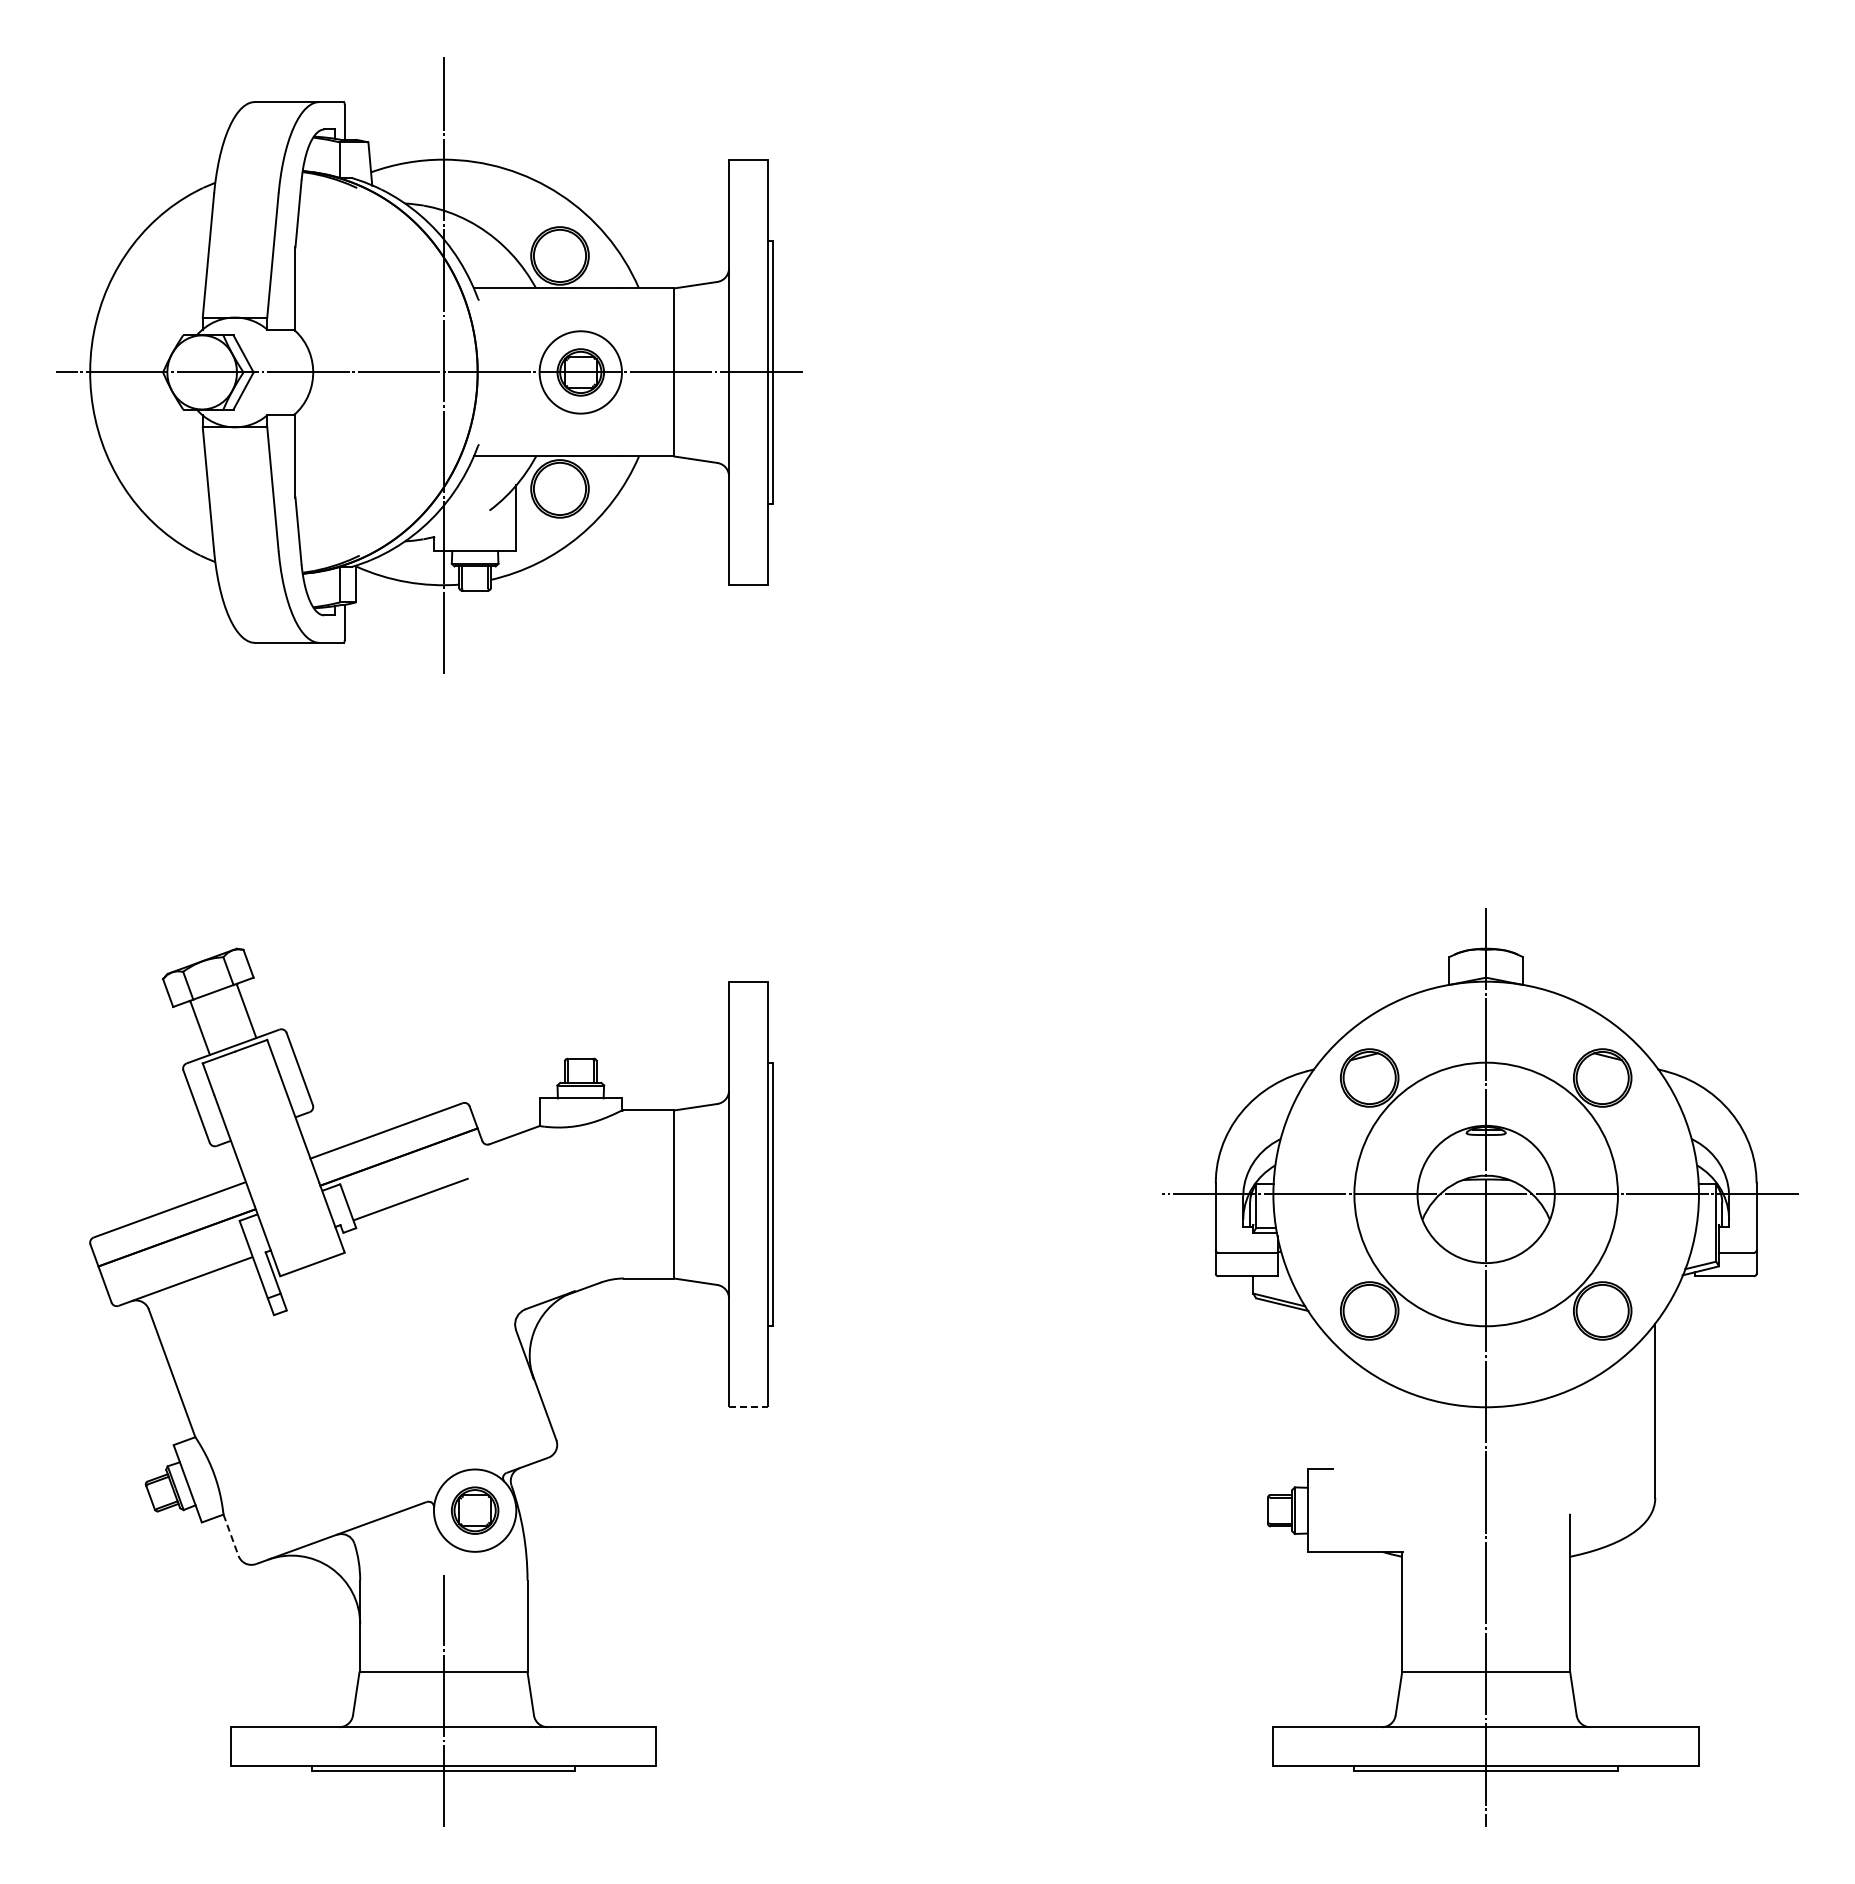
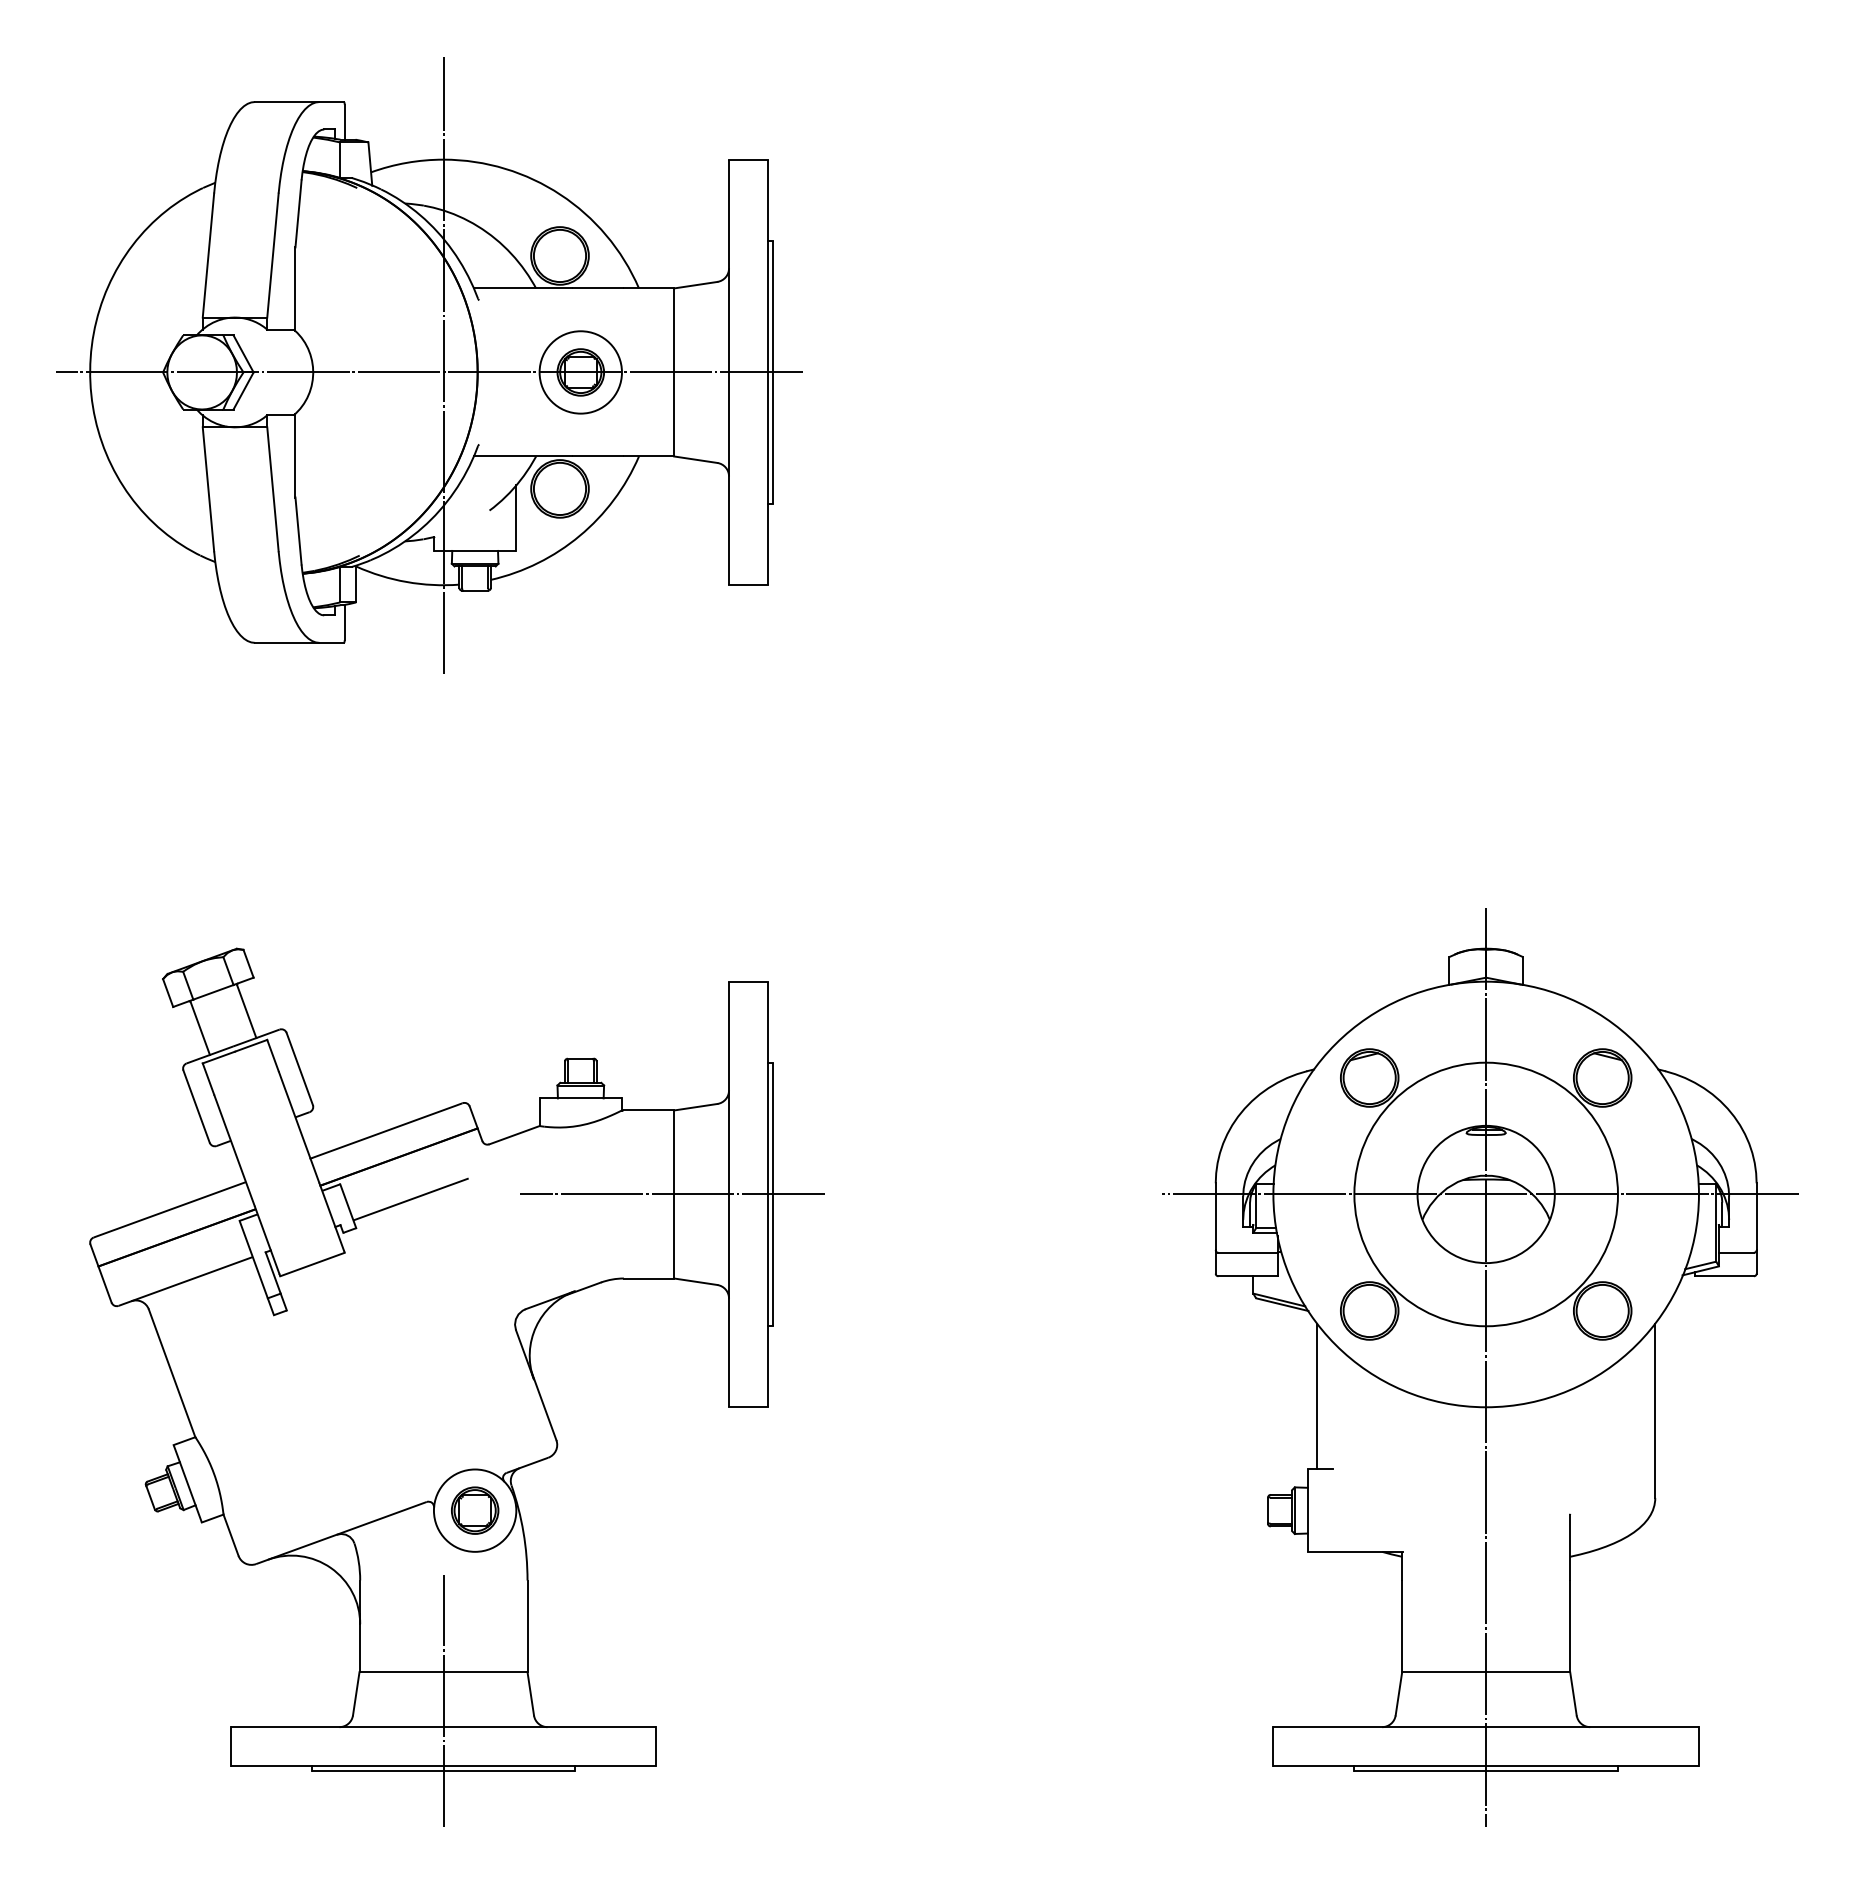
line: none -> present (671, 1194)
line: none -> present (1317, 1396)
line: dashed -> solid (748, 1407)
line: dashed -> solid (231, 1535)
